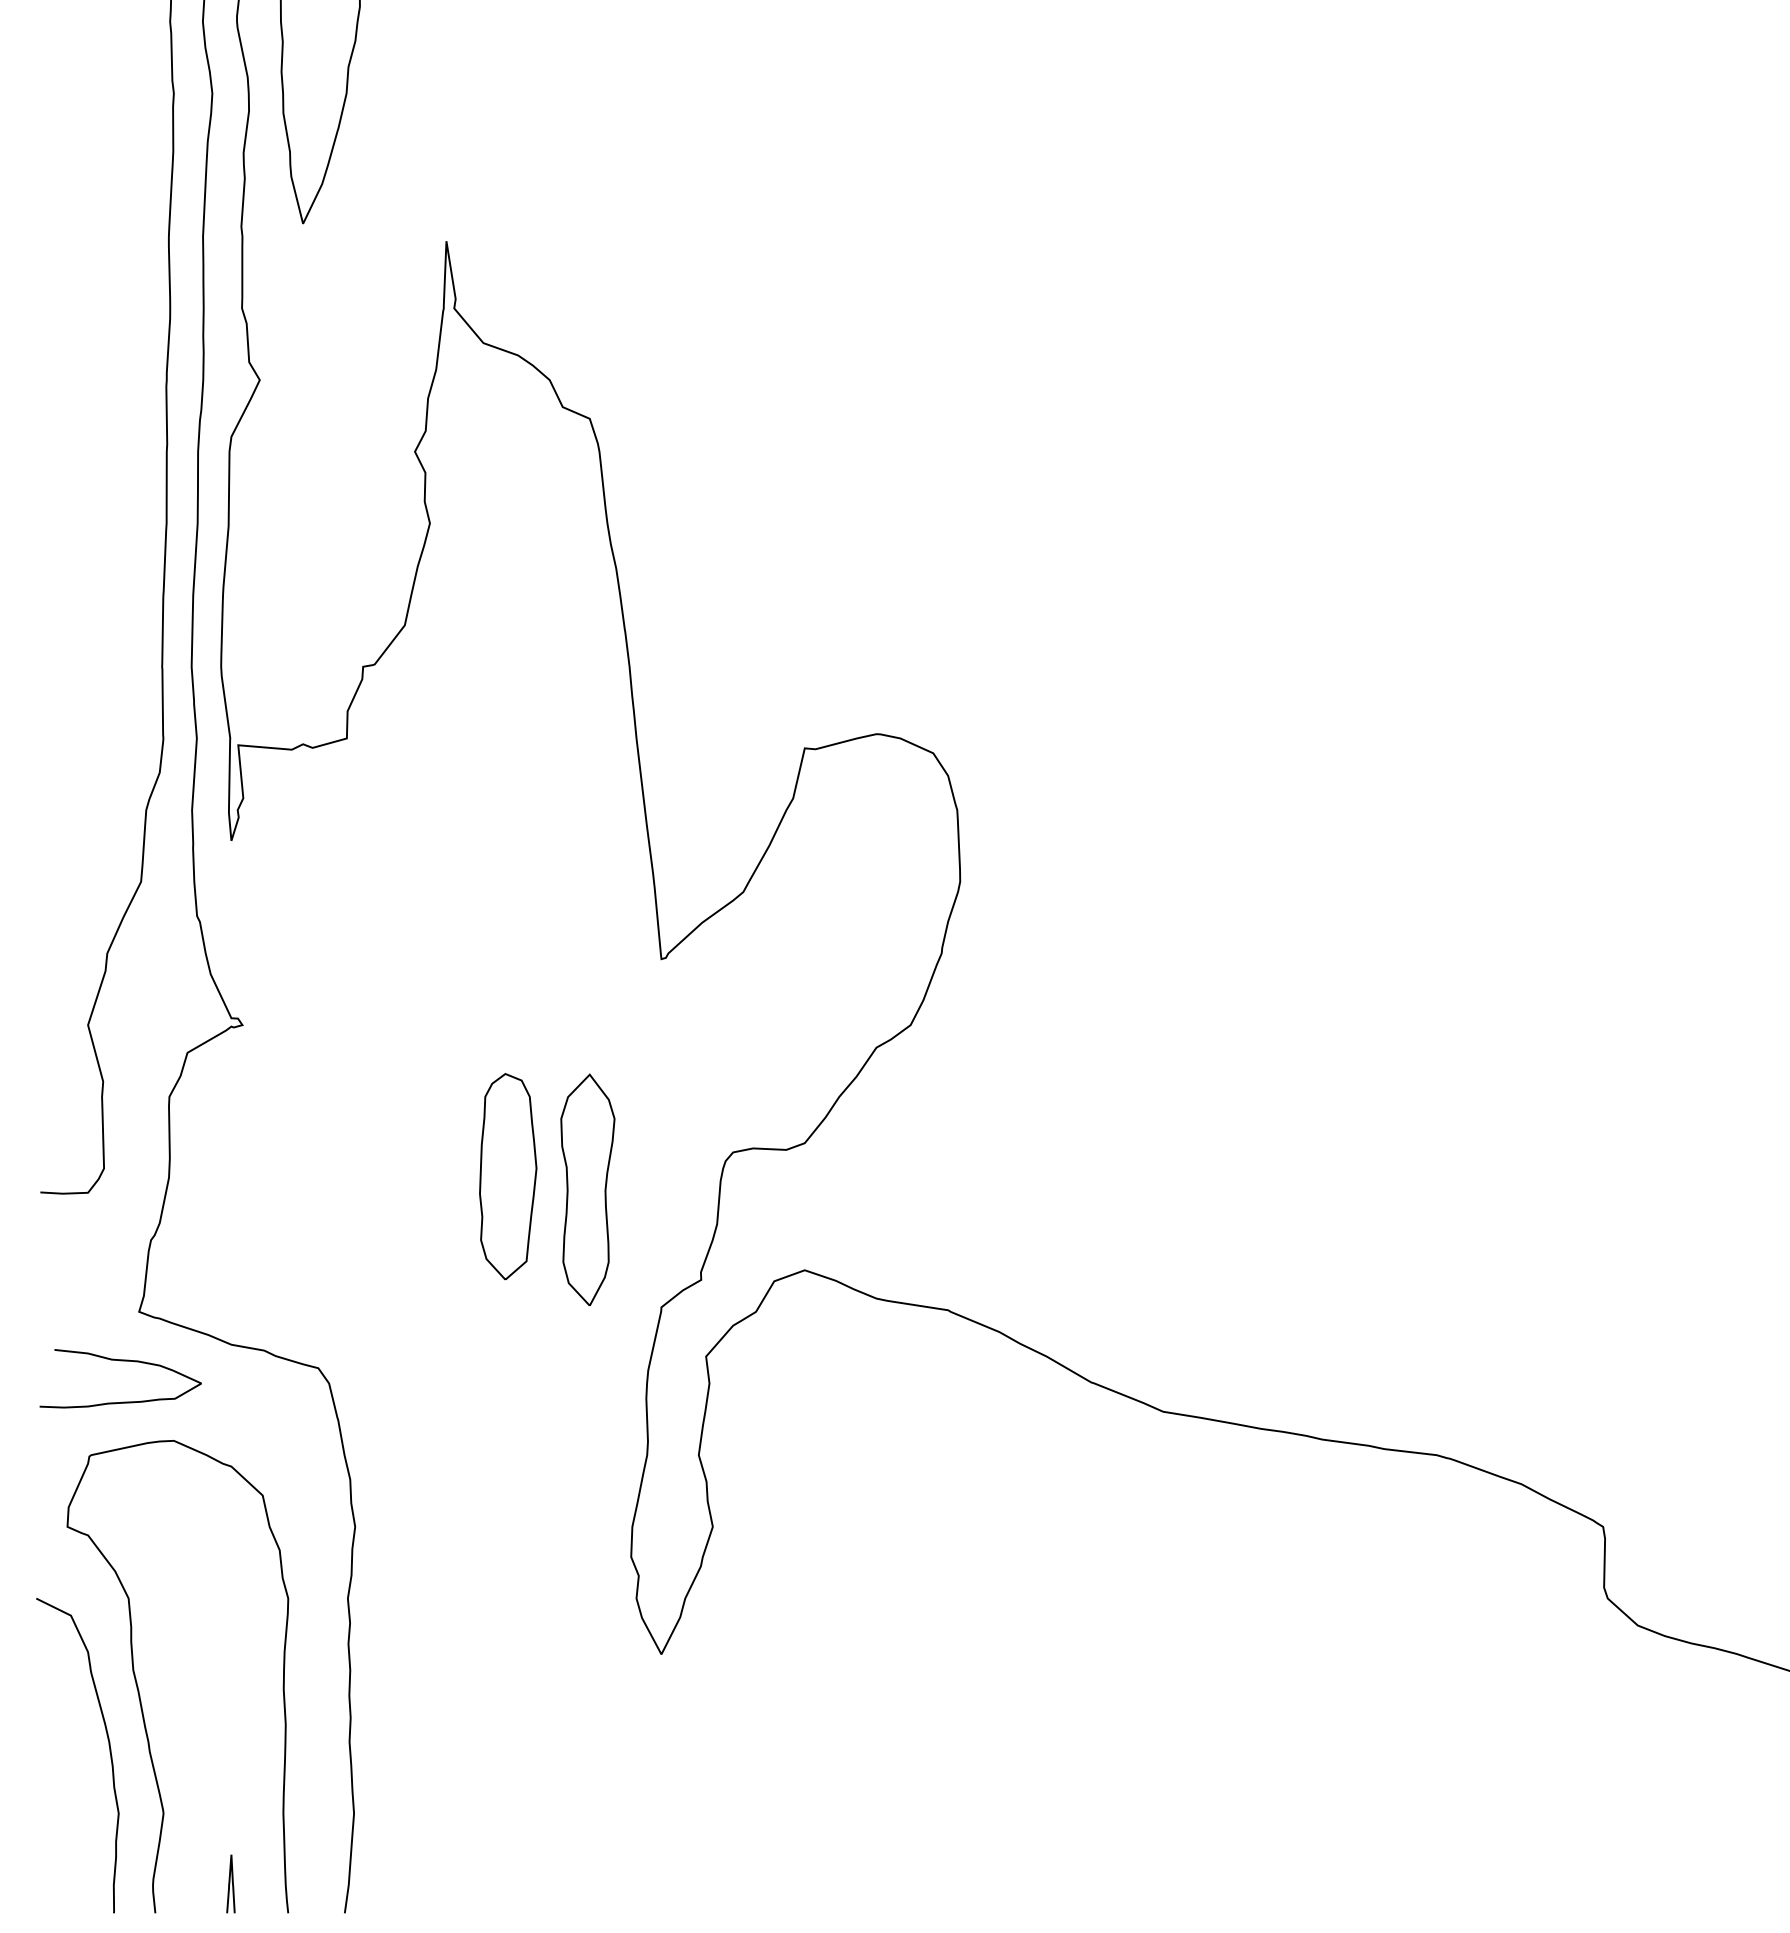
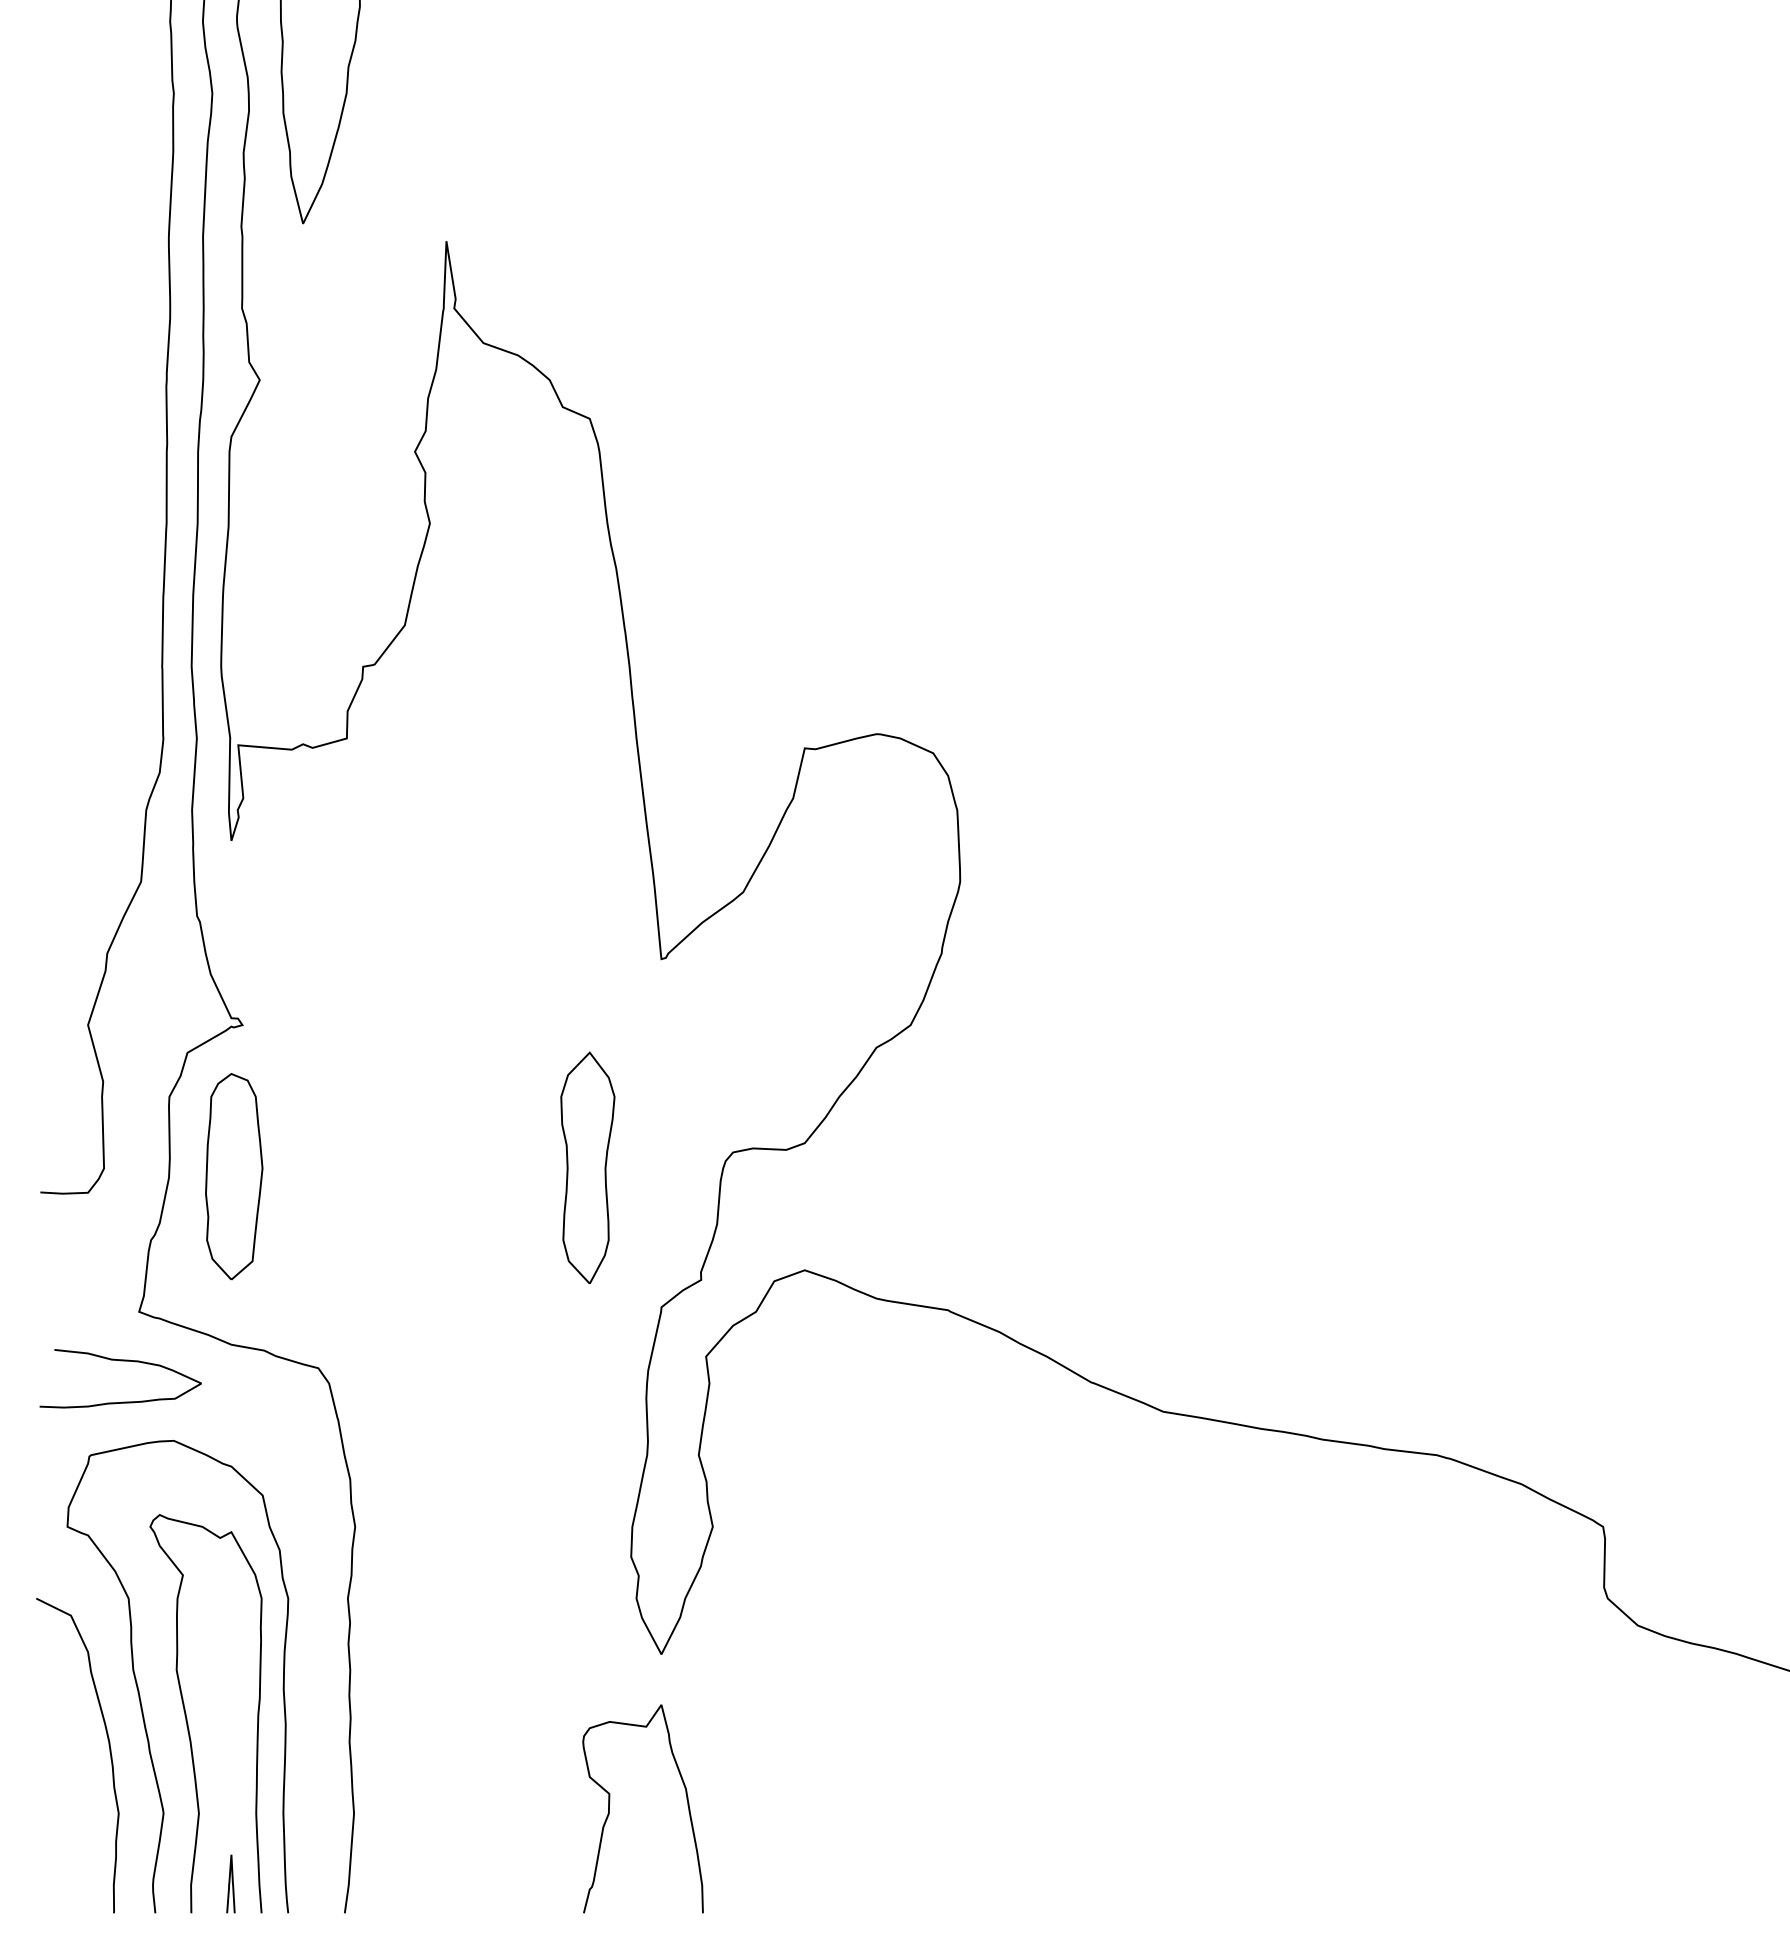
part position: (508, 1176) -> (234, 1176) (234, 1176)
part position: (587, 1189) -> (587, 1167) (587, 1167)
curve: none -> present (187, 1718)
curve: none -> present (610, 1801)
